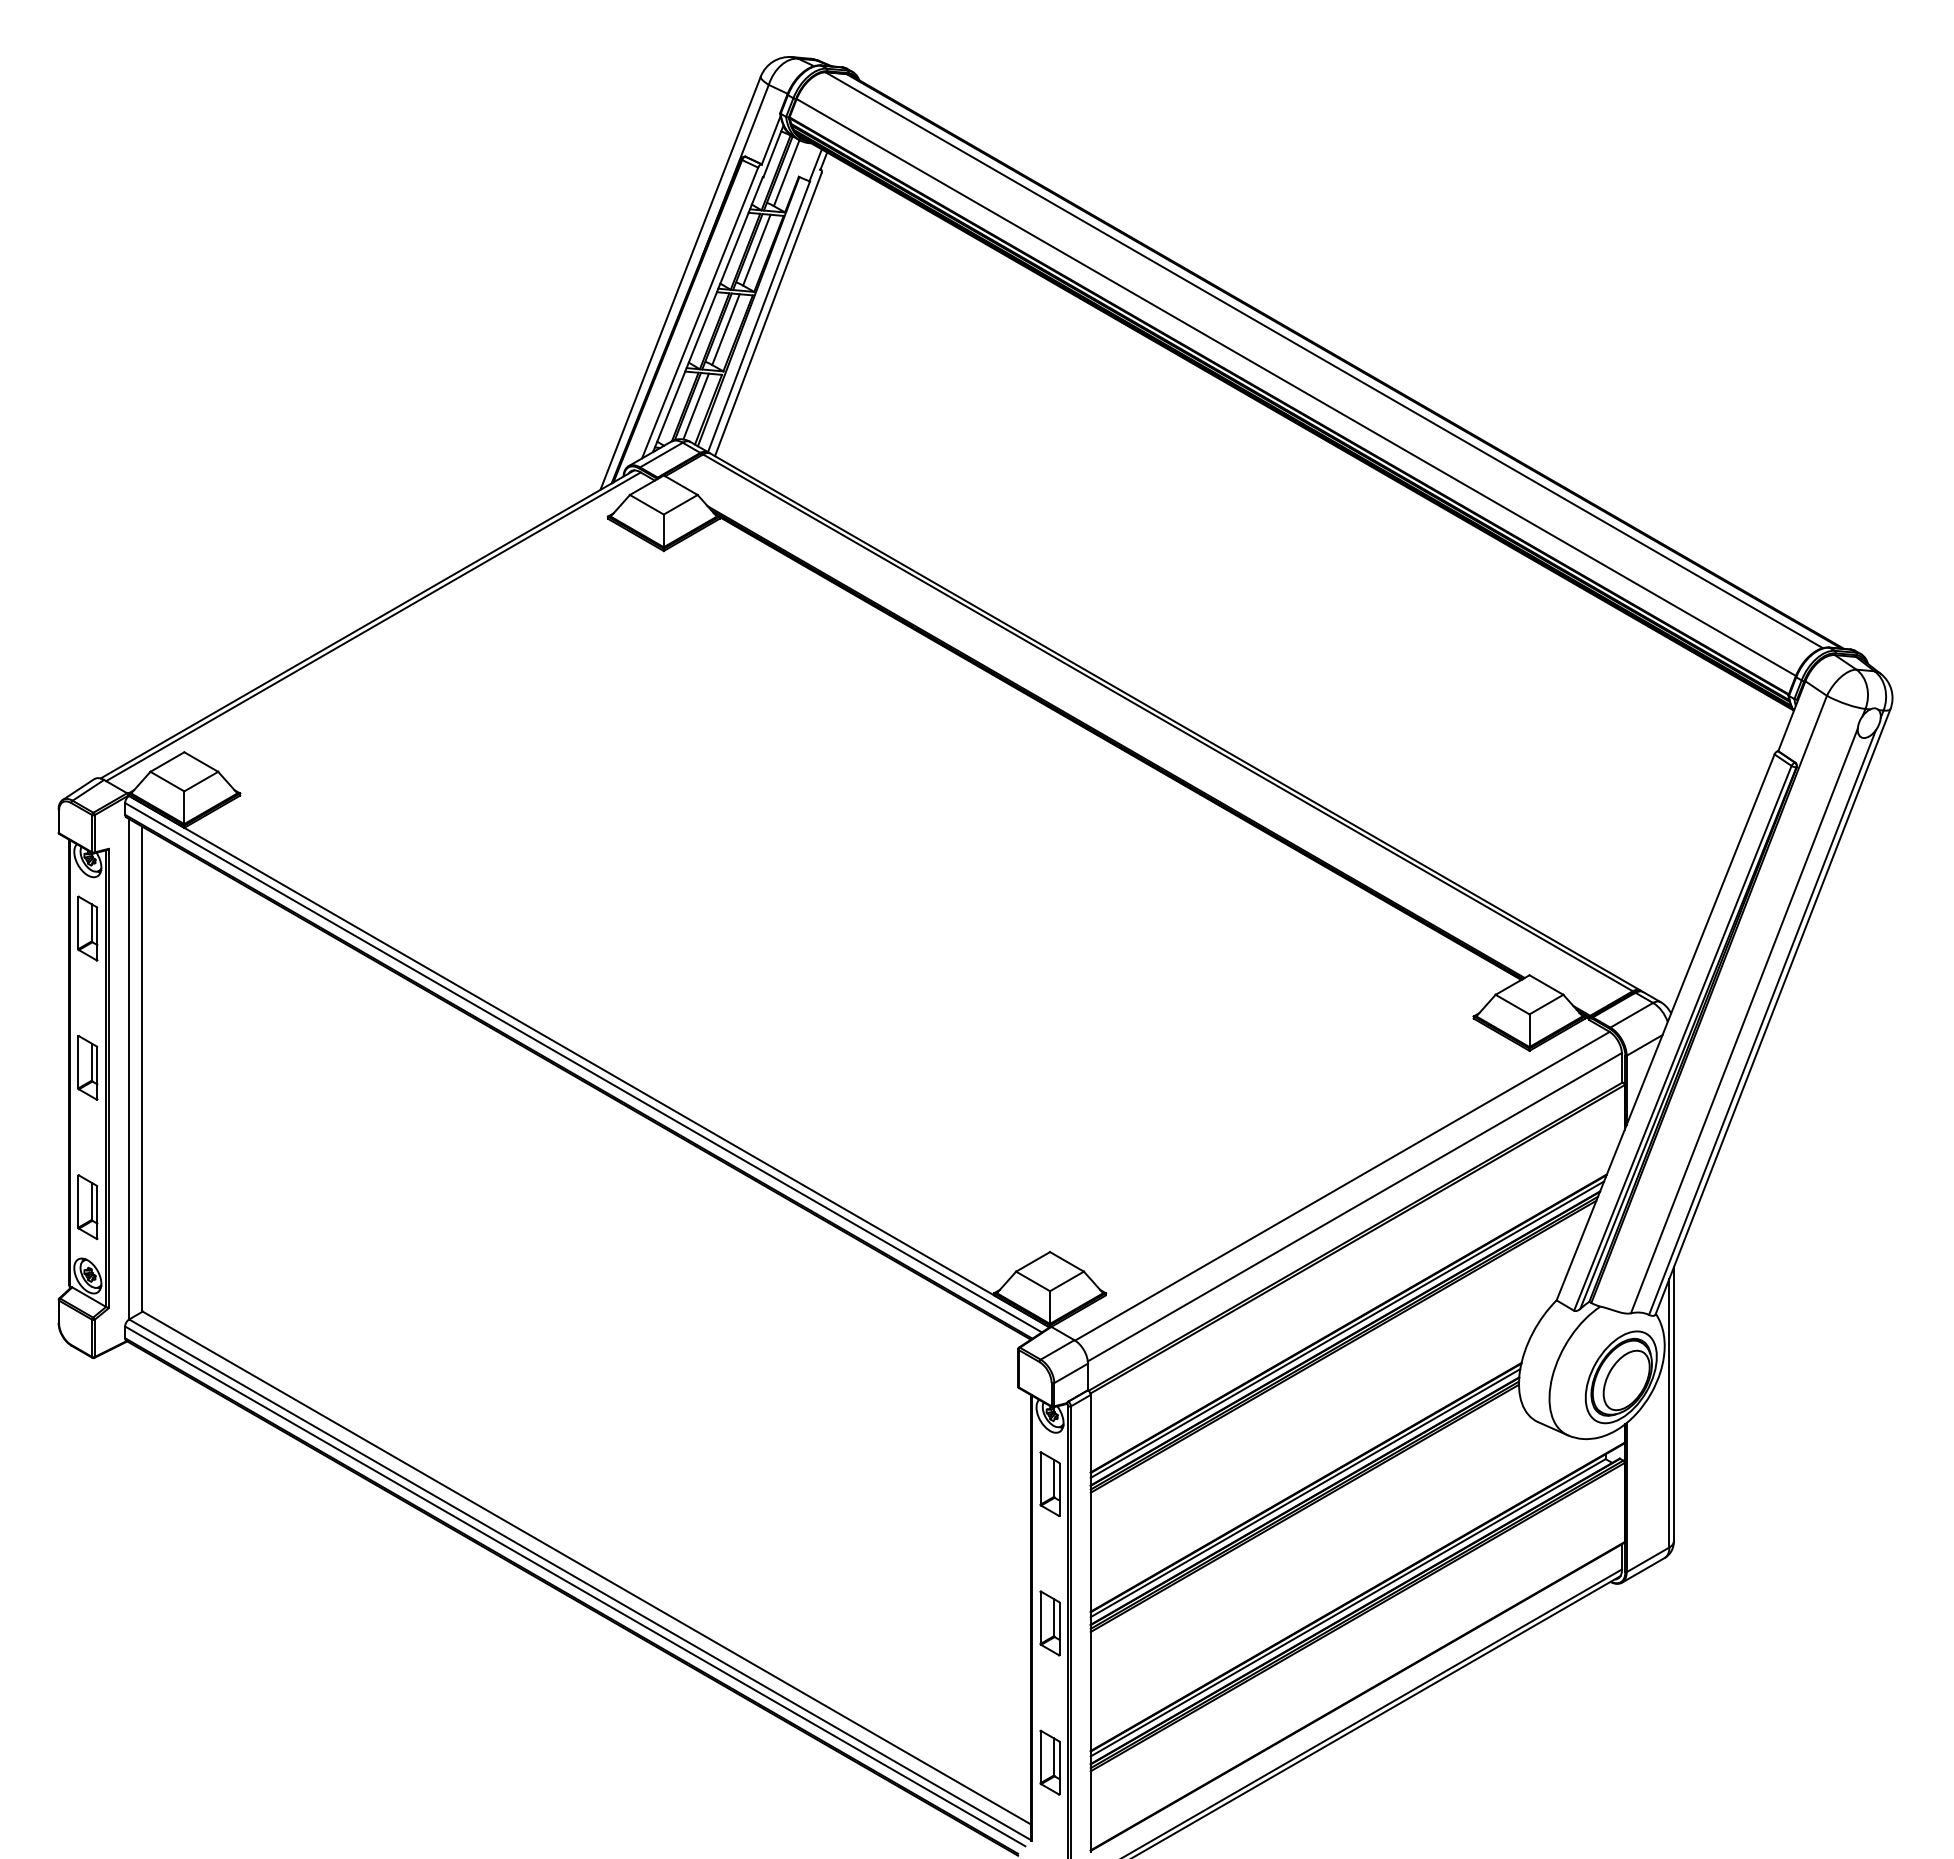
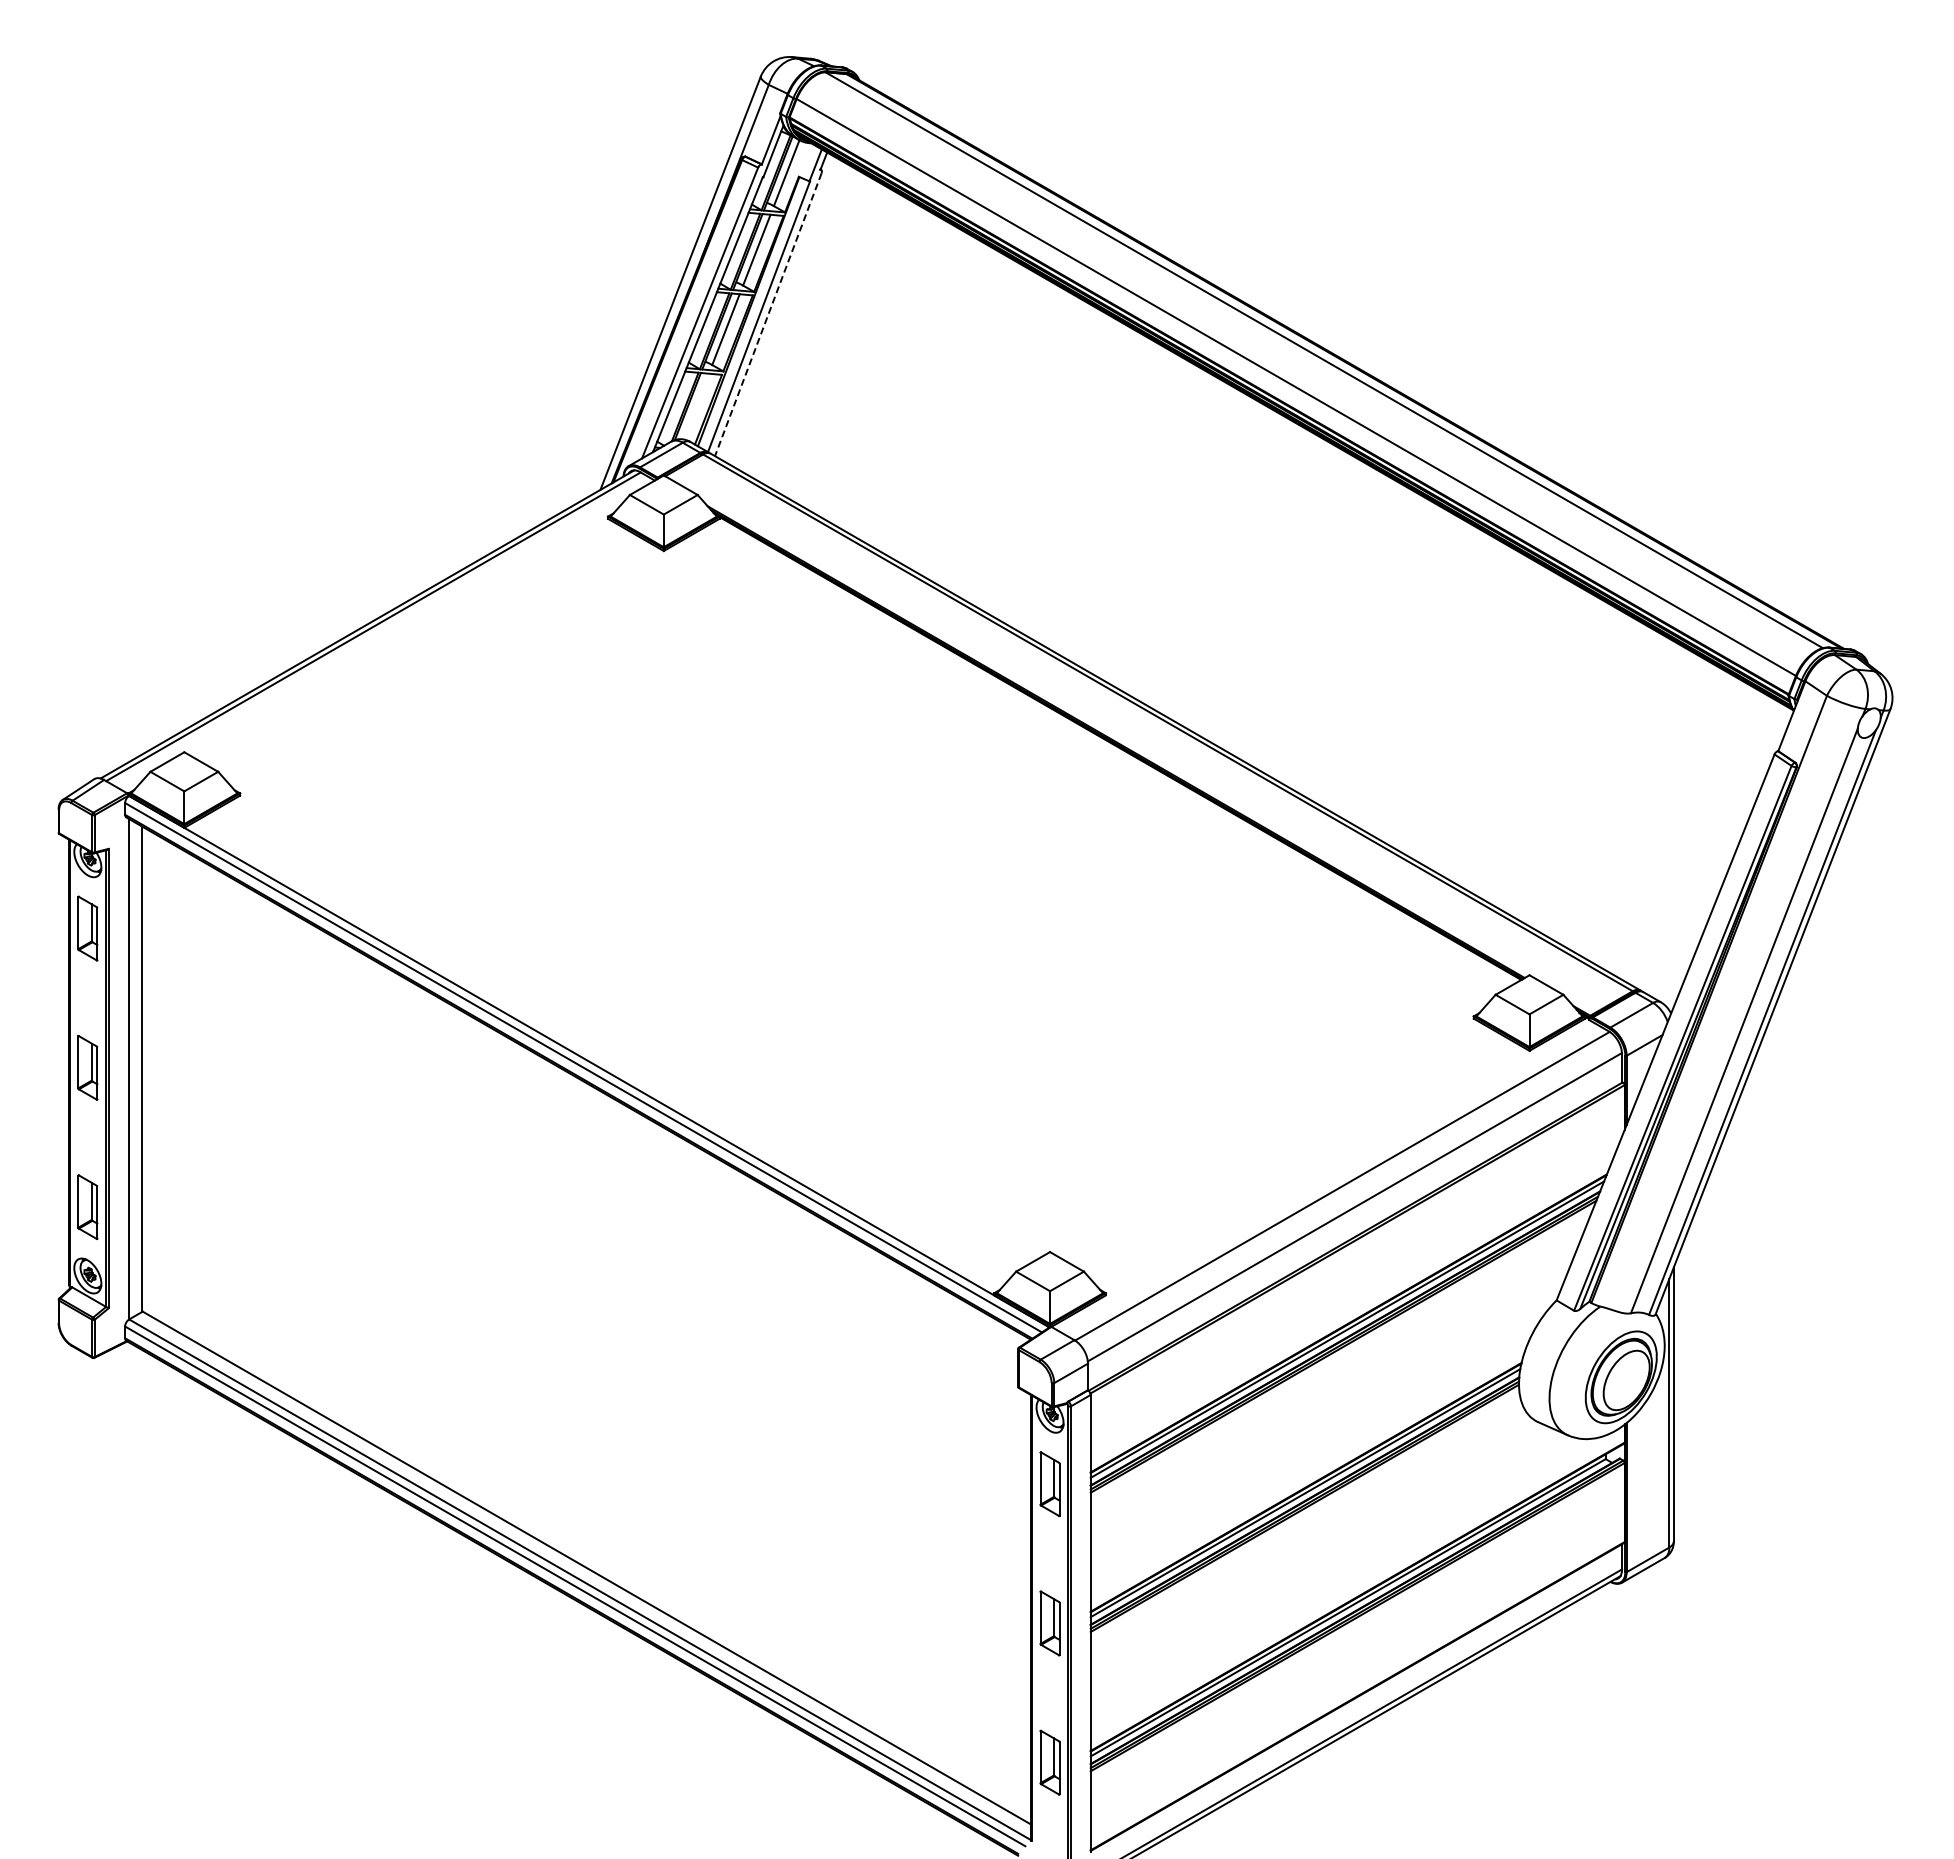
line: solid -> dashed (768, 315)
line: present -> none (695, 406)
